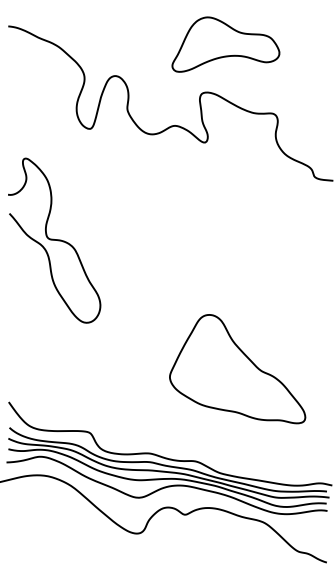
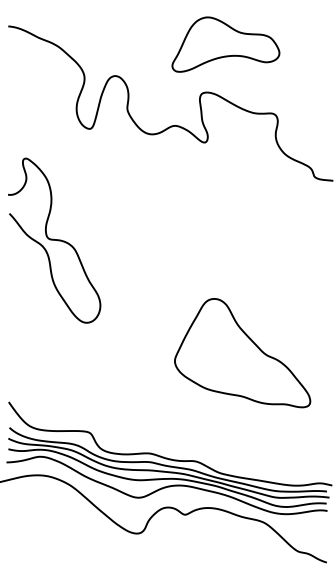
part position: (237, 369) -> (242, 353) (242, 353)
